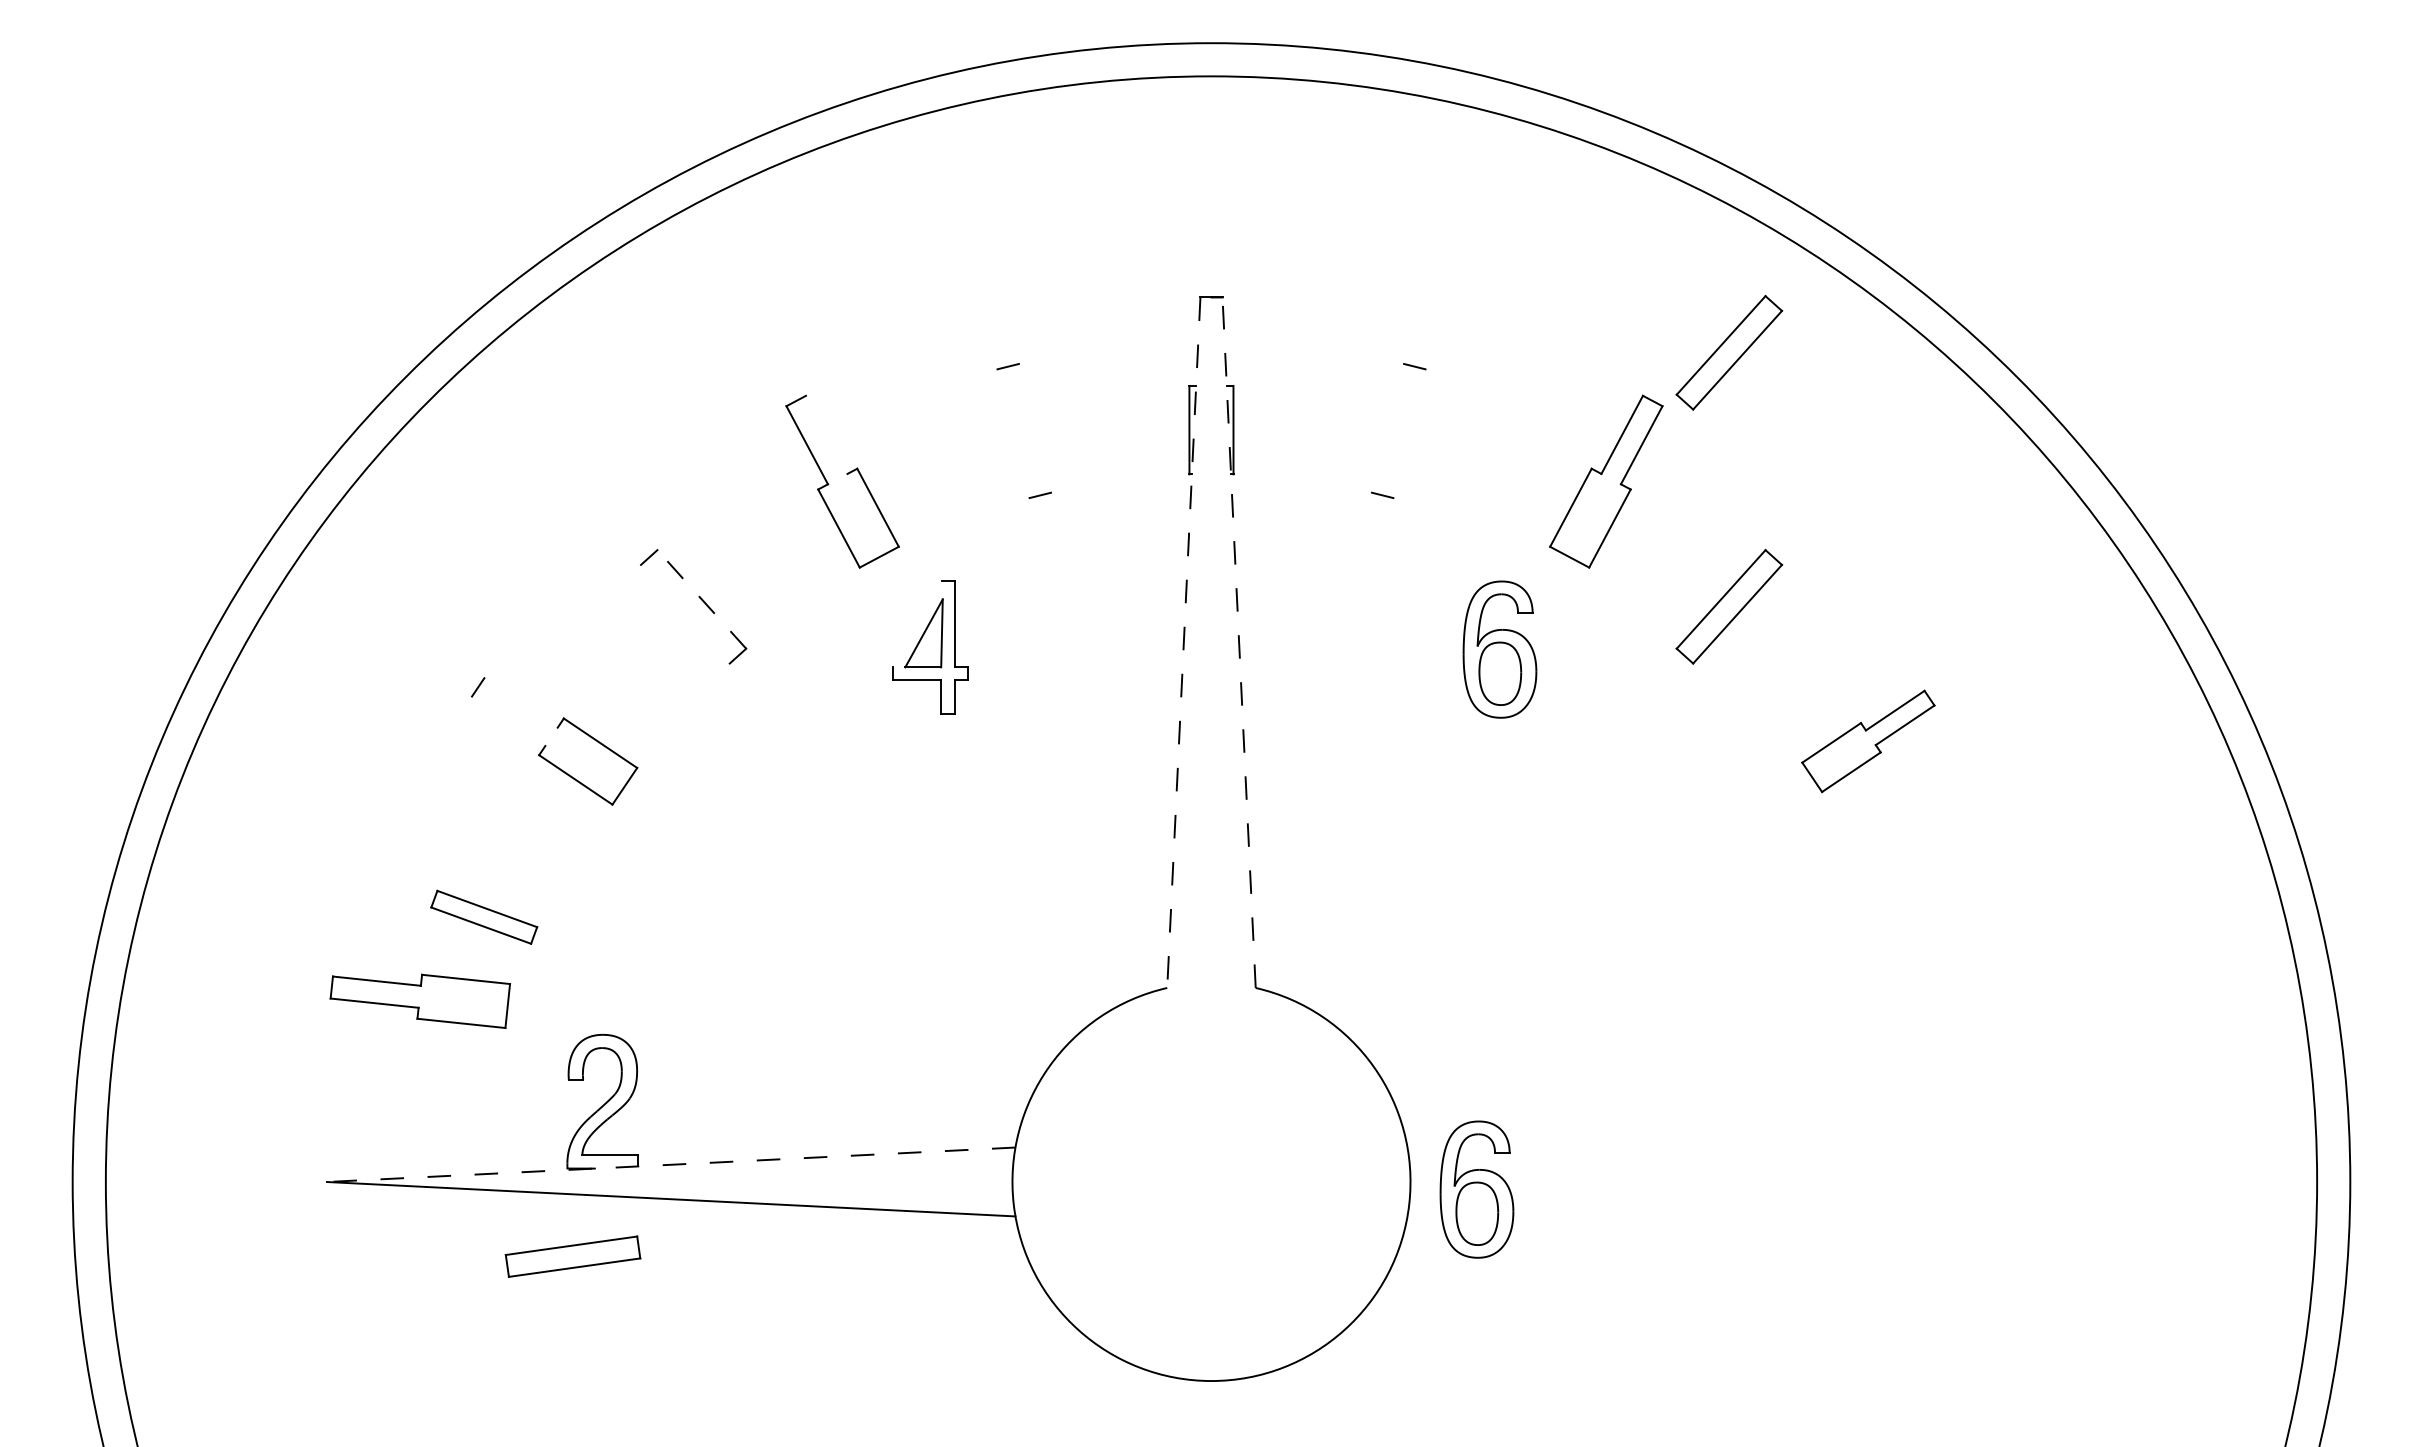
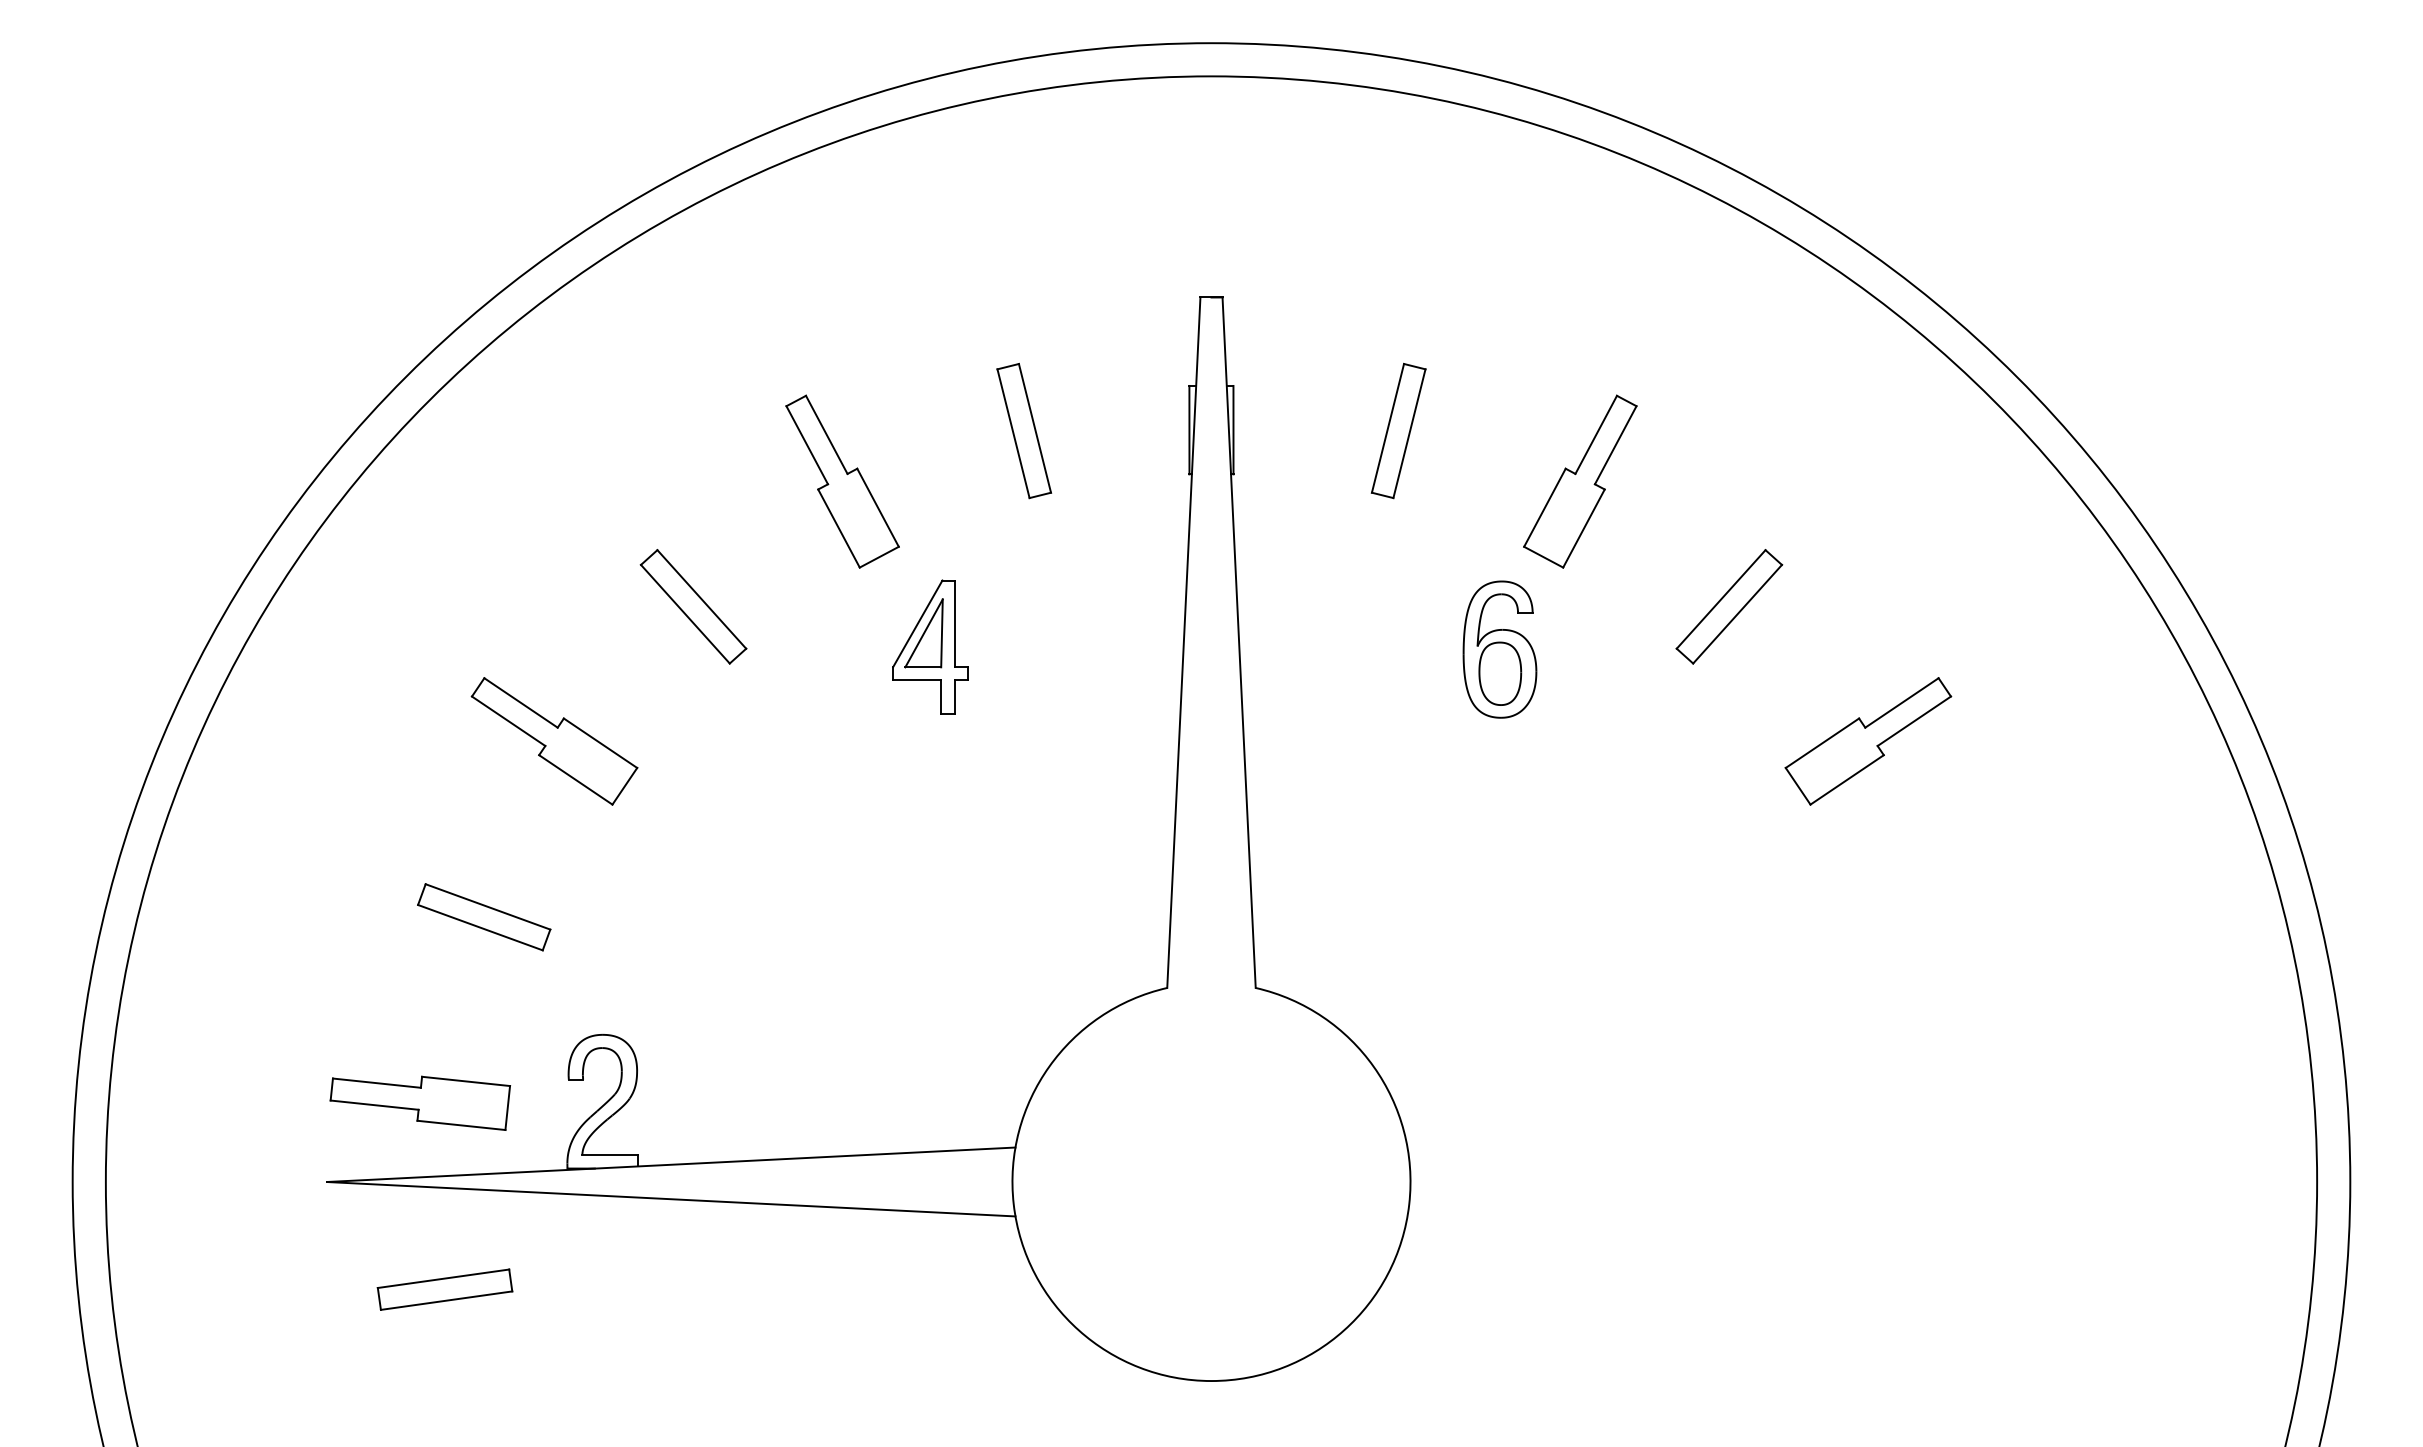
part: present -> none (1729, 352)
line: none -> present (1034, 427)
line: none -> present (1387, 427)
line: none -> present (1013, 433)
line: none -> present (1409, 433)
line: none -> present (826, 434)
part position: (1606, 481) -> (1580, 481) (1580, 481)
line: dashed -> solid (701, 599)
line: none -> present (685, 613)
line: none -> present (917, 623)
line: dashed -> solid (1183, 642)
line: dashed -> solid (1239, 642)
line: none -> present (520, 702)
line: none -> present (508, 721)
part size: 135x105 px -> 169x129 px (1868, 741)
part size: 109x56 px -> 135x69 px (484, 917)
part position: (420, 1000) -> (420, 1102) (420, 1102)
line: dashed -> solid (671, 1164)
part: present -> none (1476, 1189)
part position: (572, 1256) -> (444, 1289) (444, 1289)
